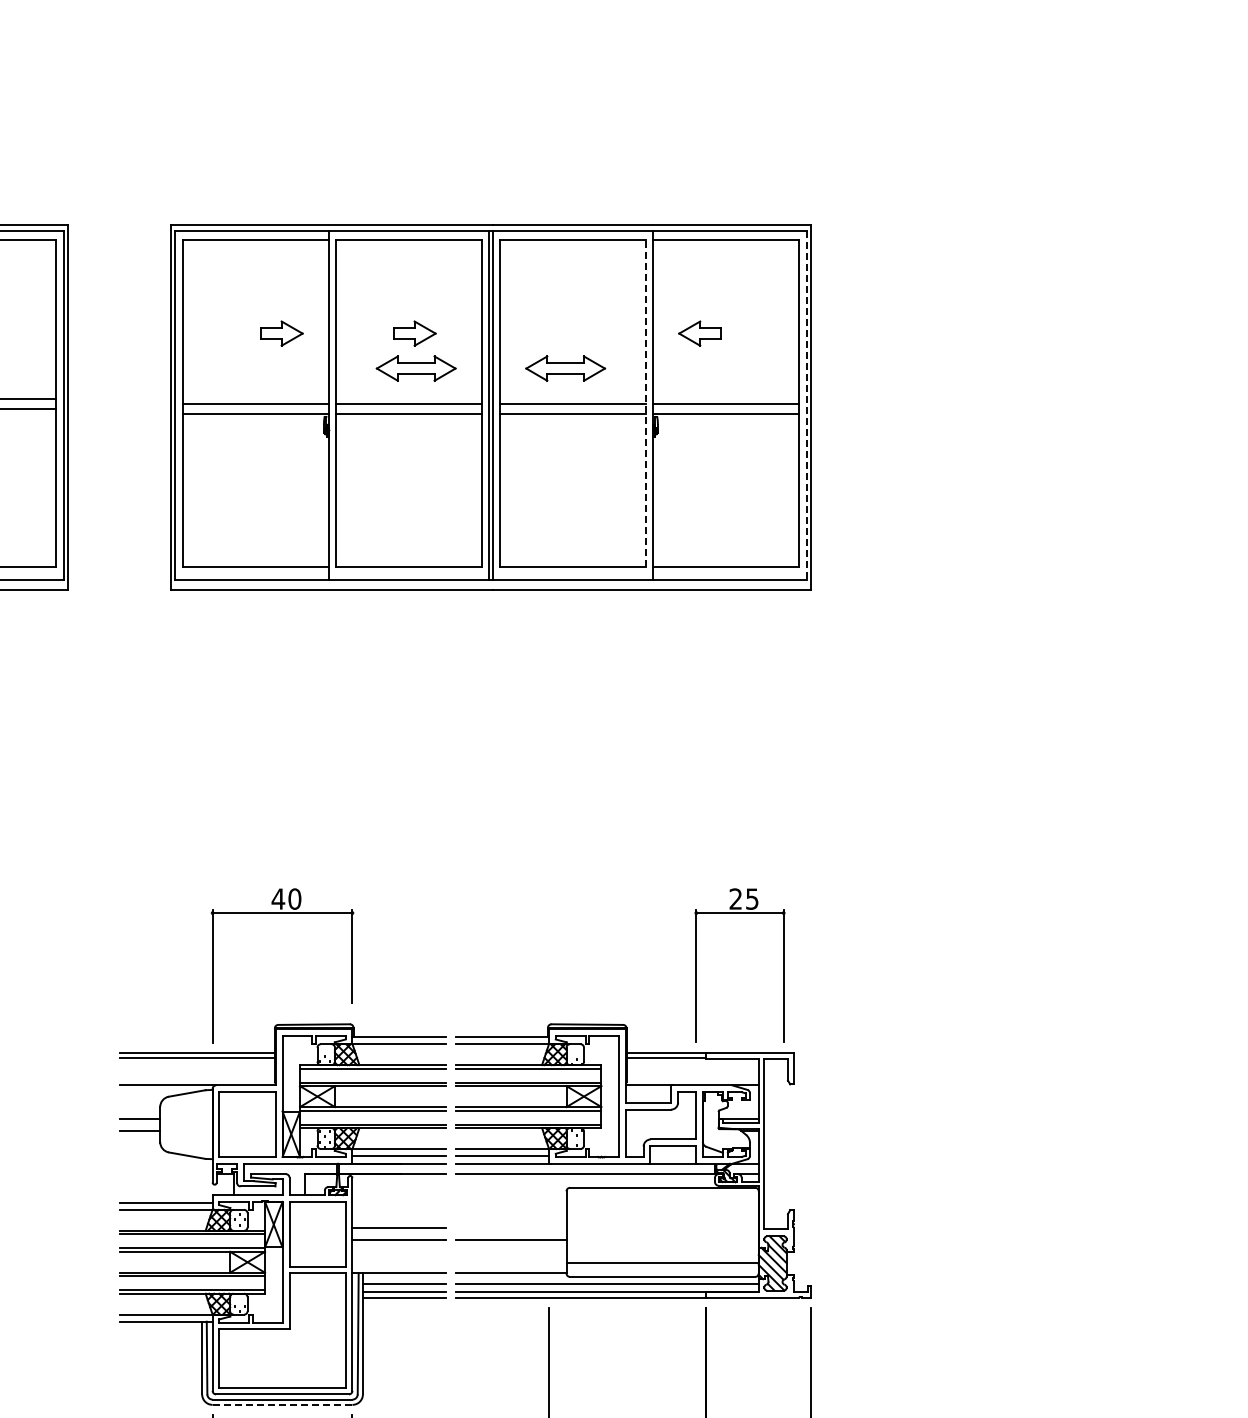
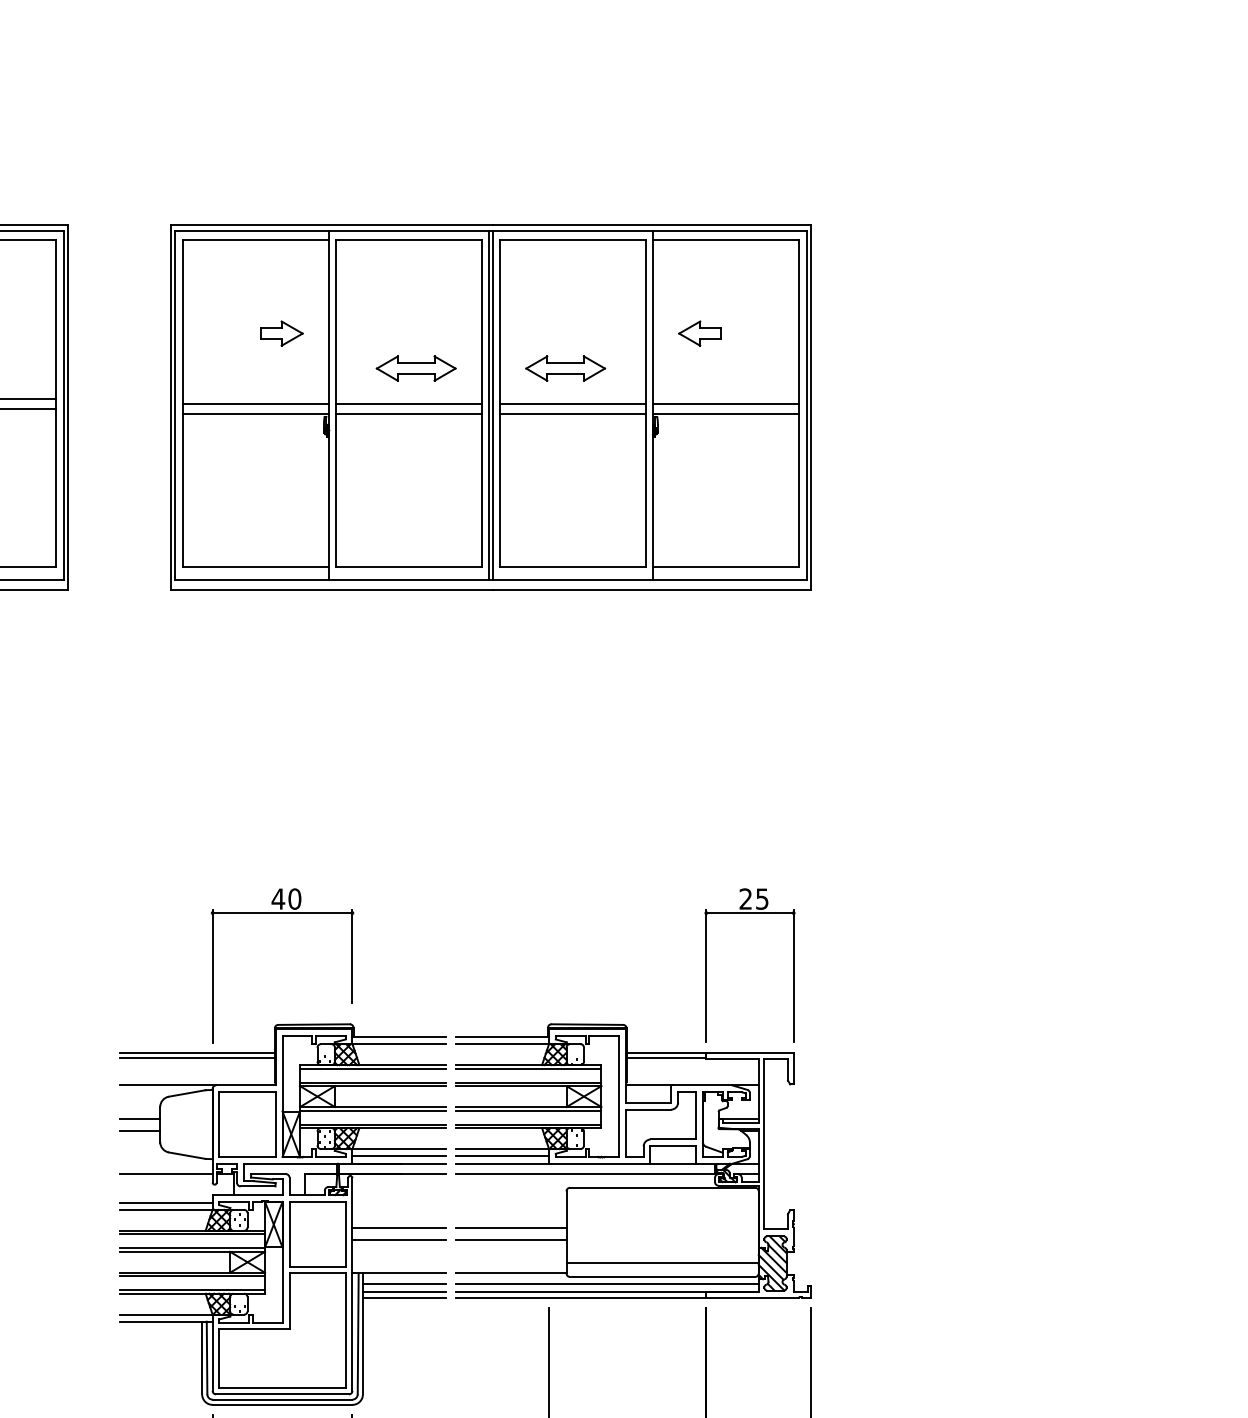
part: present -> none (414, 333)
line: dashed -> solid (646, 403)
line: dashed -> solid (806, 405)
part position: (696, 965) -> (706, 965) (706, 965)
line: none -> present (165, 1174)
line: none -> present (511, 1228)
line: dashed -> solid (282, 1404)
